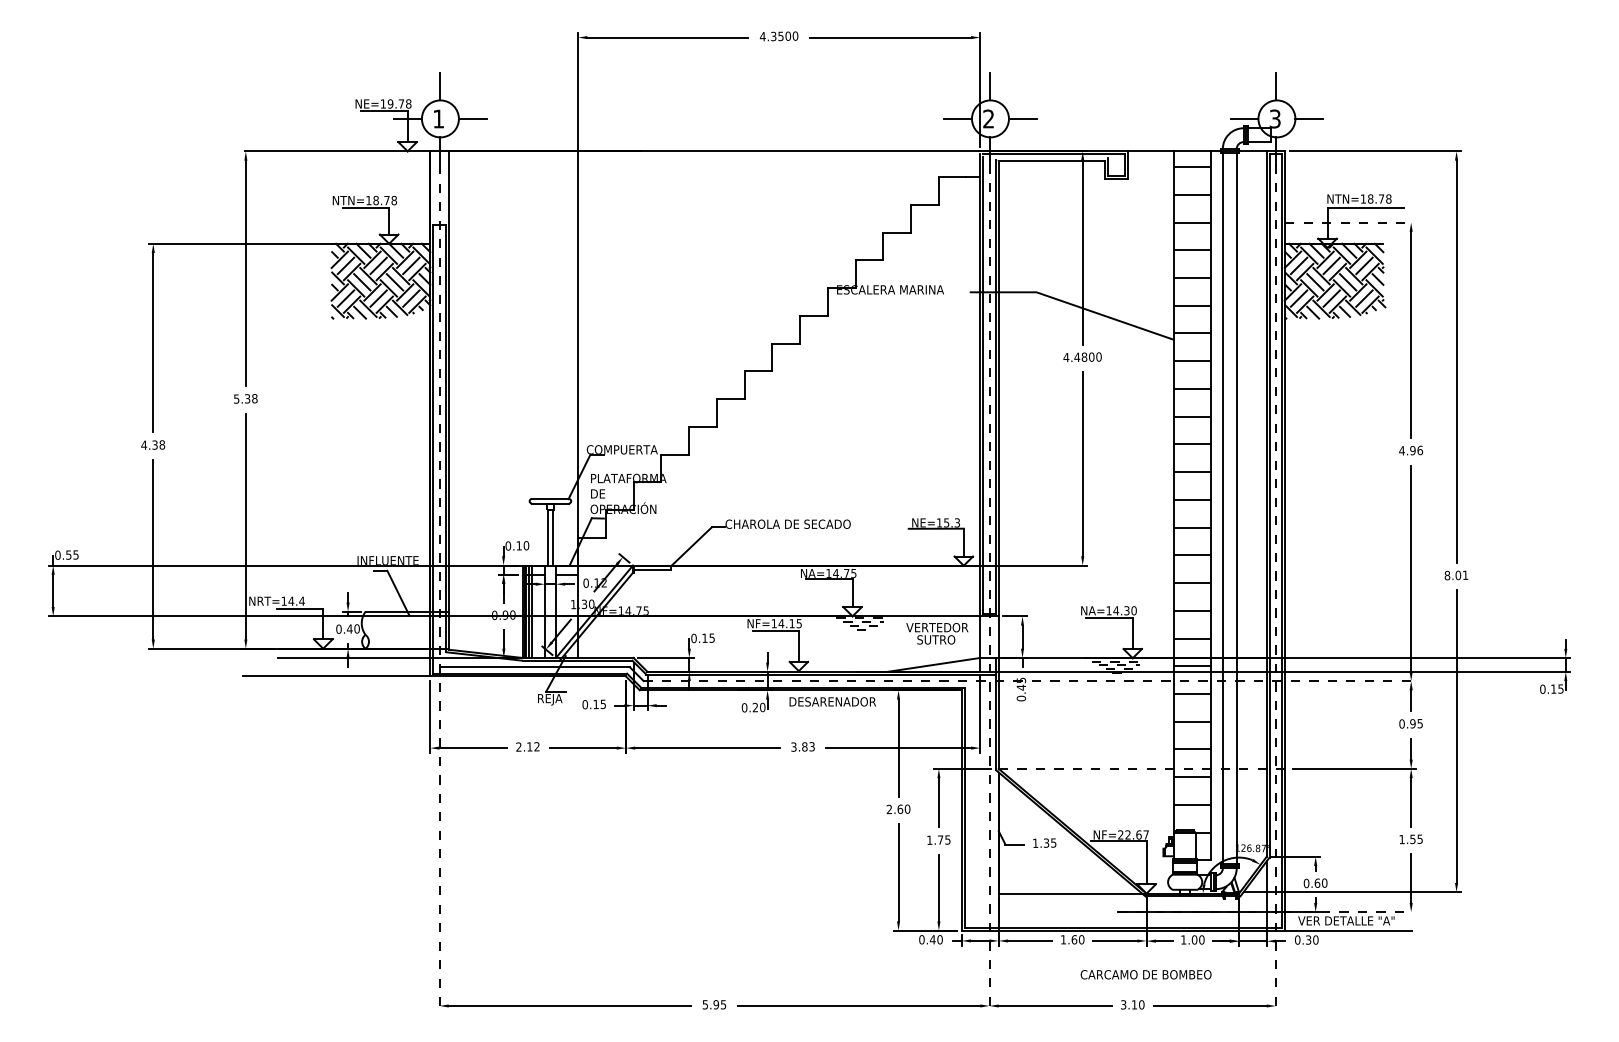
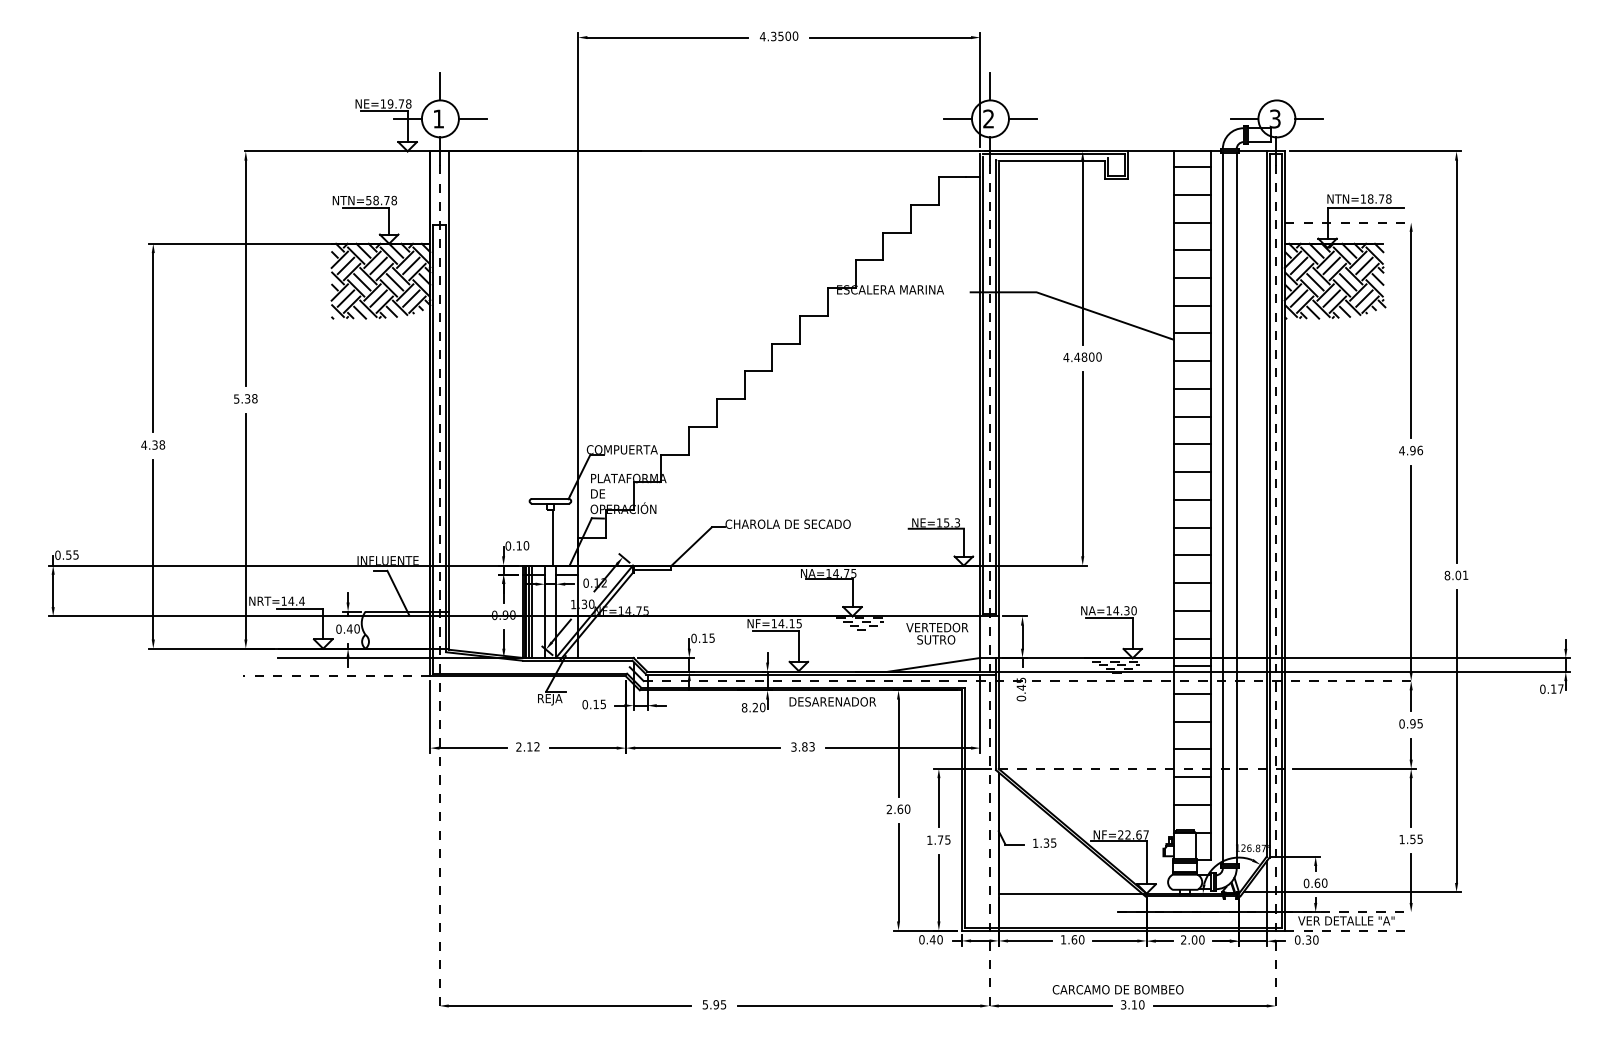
line: present -> none (1275, 86)
text: NTN=18.78 -> NTN=58.78 (368, 200)
line: present -> none (548, 537)
line: present -> none (534, 667)
line: solid -> dashed (336, 676)
text: 0.15 -> 0.17 (1560, 688)
text: 0.20 -> 8.20 (744, 707)
line: solid -> dashed (1348, 930)
text: 1.00 -> 2.00 (1183, 939)
text position: (1145, 974) -> (1117, 989) (1117, 989)
